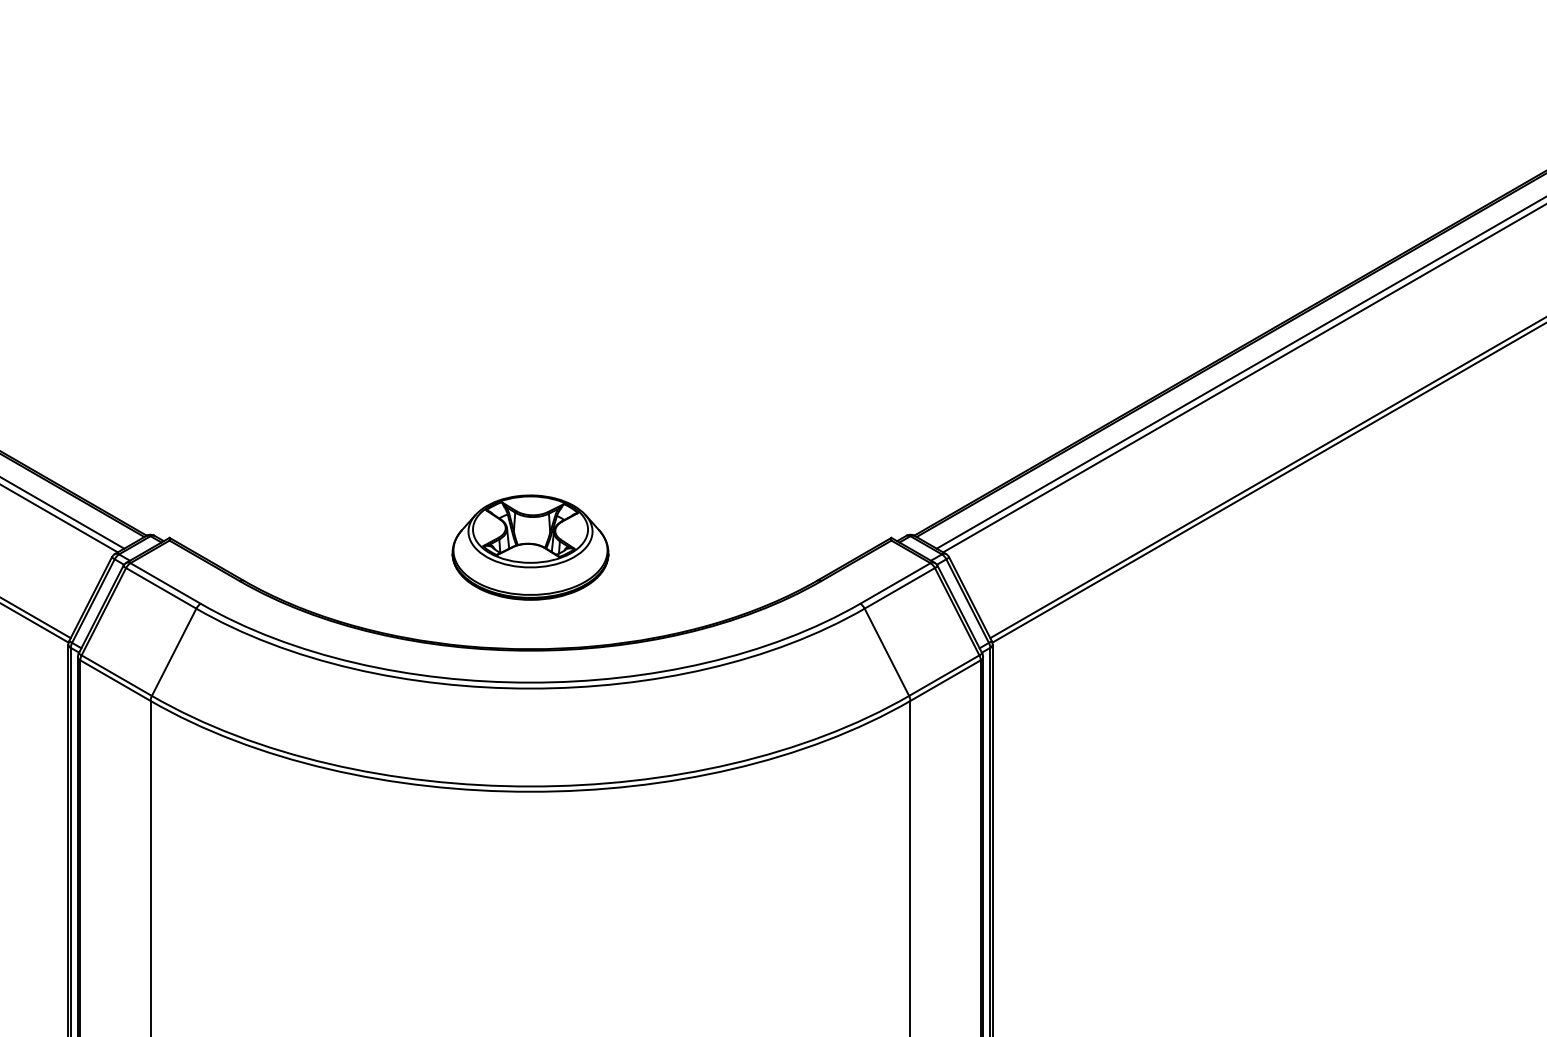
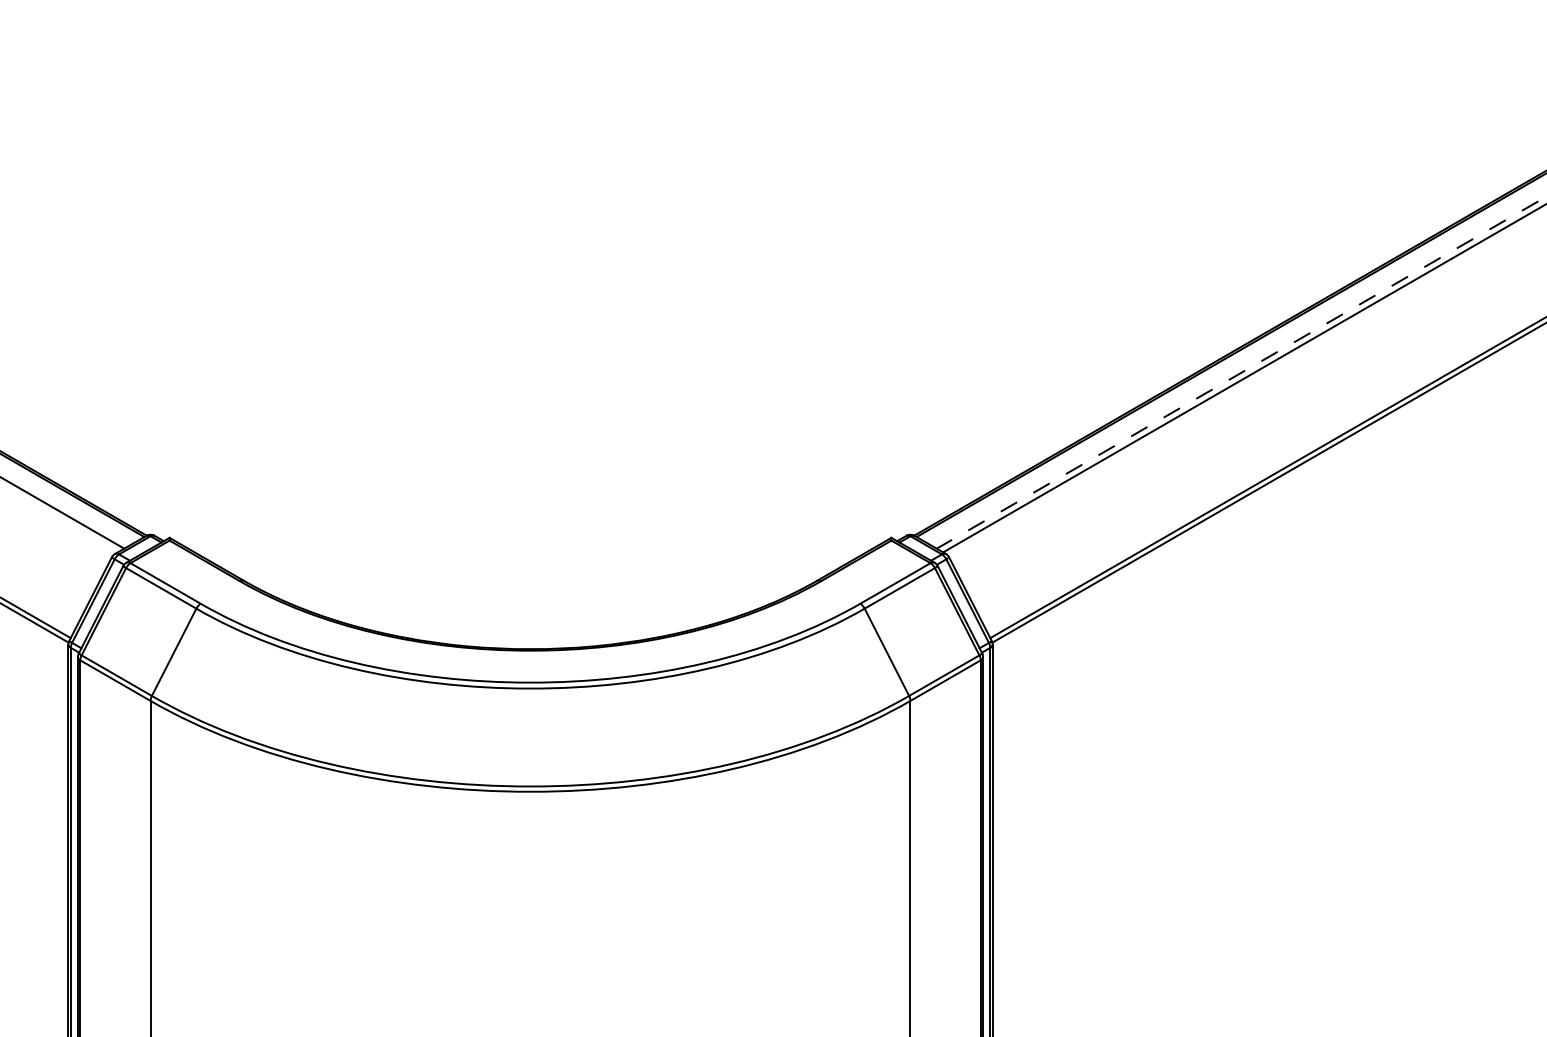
line: solid -> dashed (1241, 372)
line: present -> none (59, 518)
part: present -> none (530, 547)
